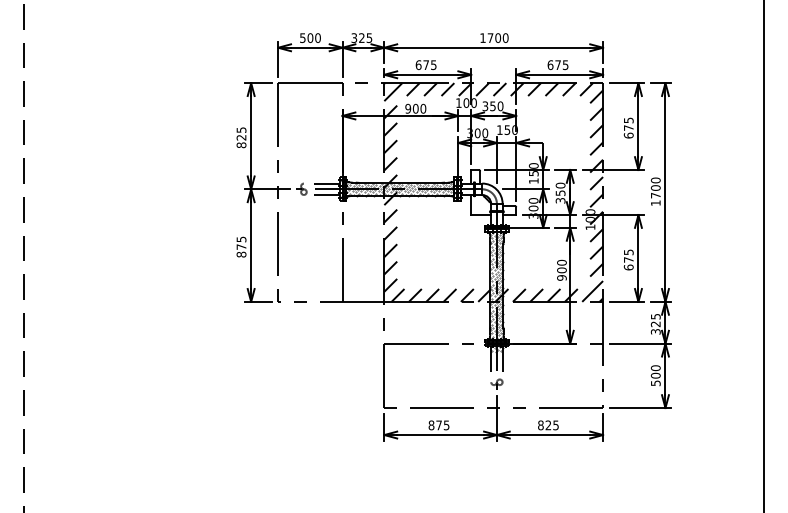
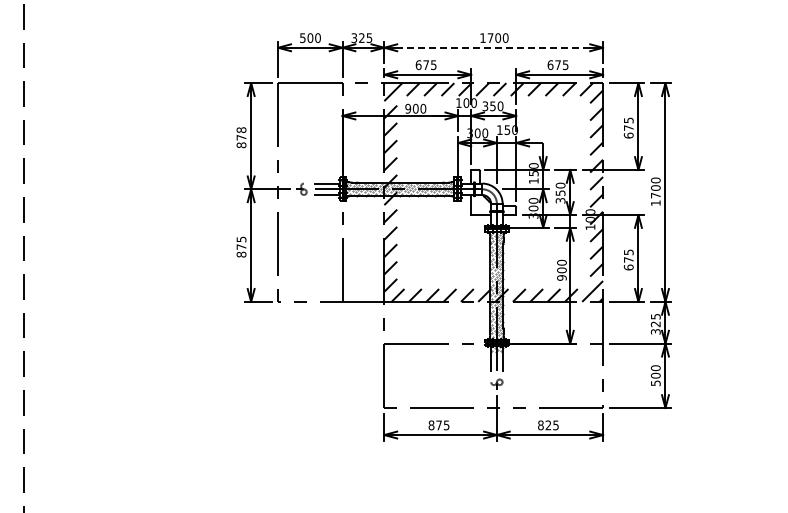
line: solid -> dashed (493, 47)
text: 825 -> 878 (241, 133)
line: present -> none (764, 255)
